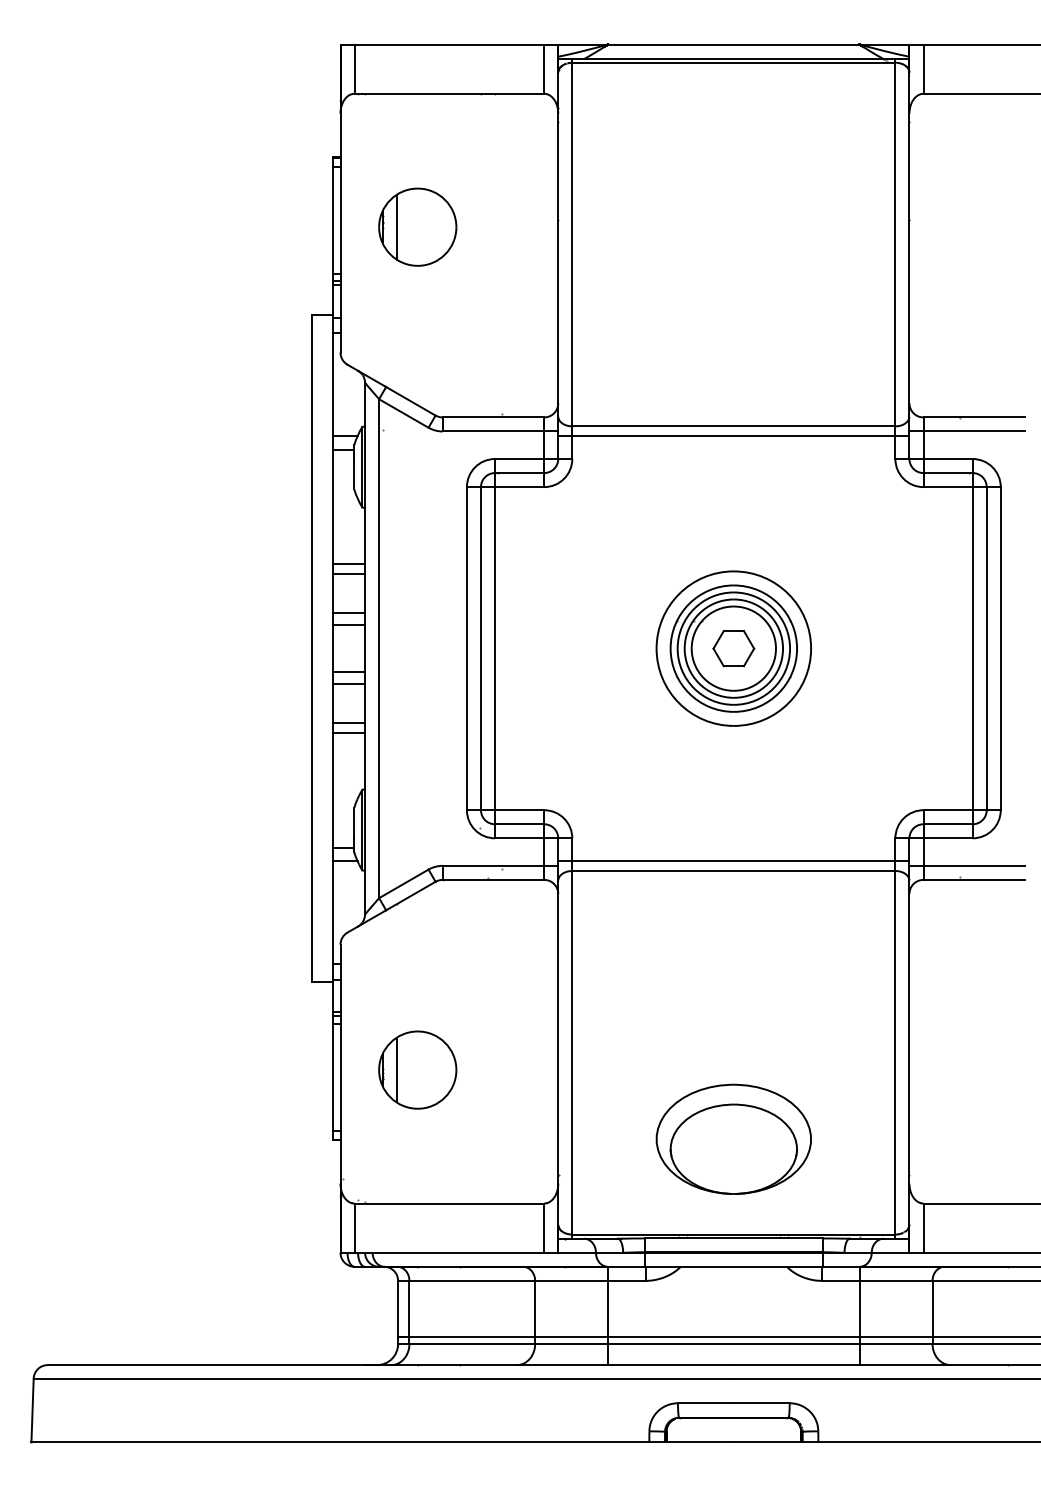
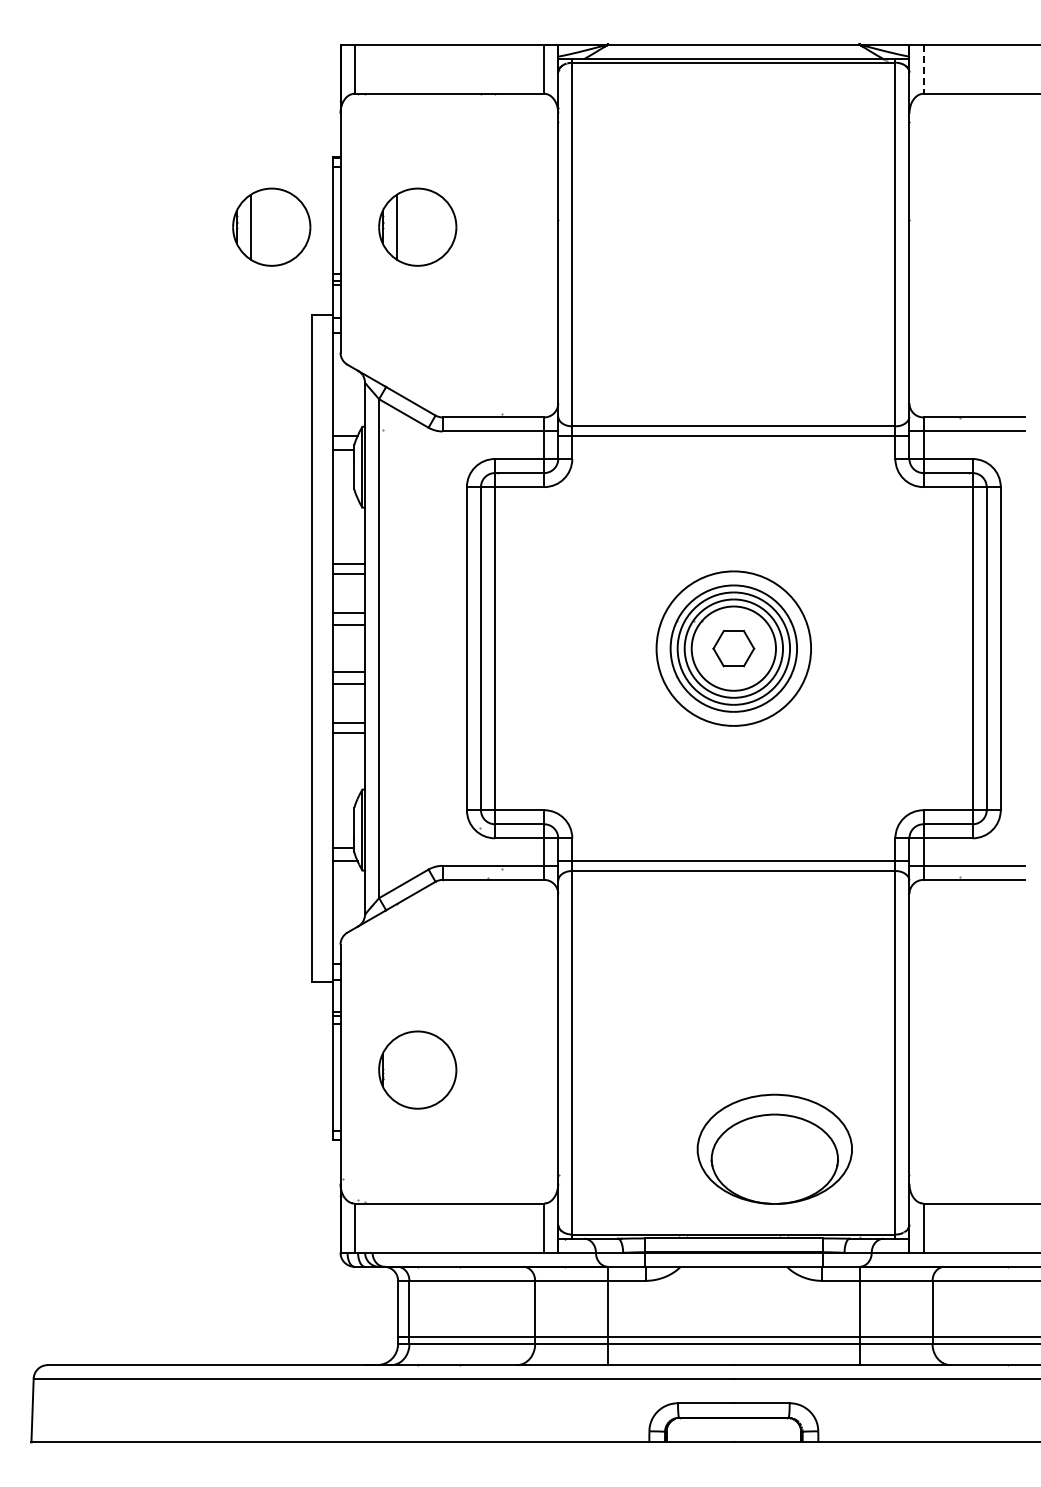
line: solid -> dashed (923, 69)
part: none -> present (271, 226)
line: present -> none (396, 1069)
part position: (733, 1138) -> (774, 1148) (774, 1148)
